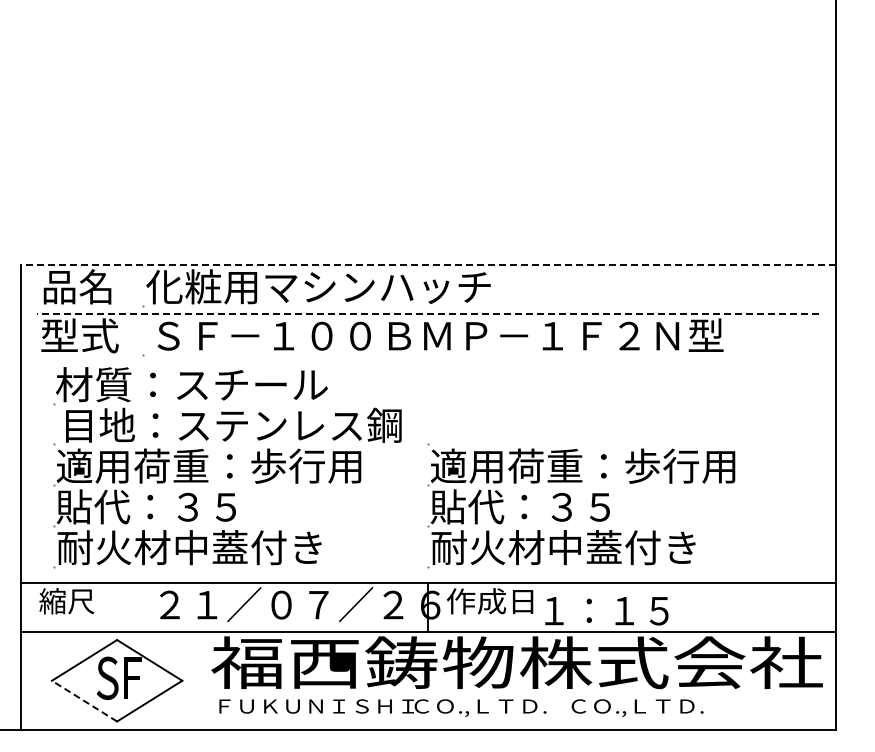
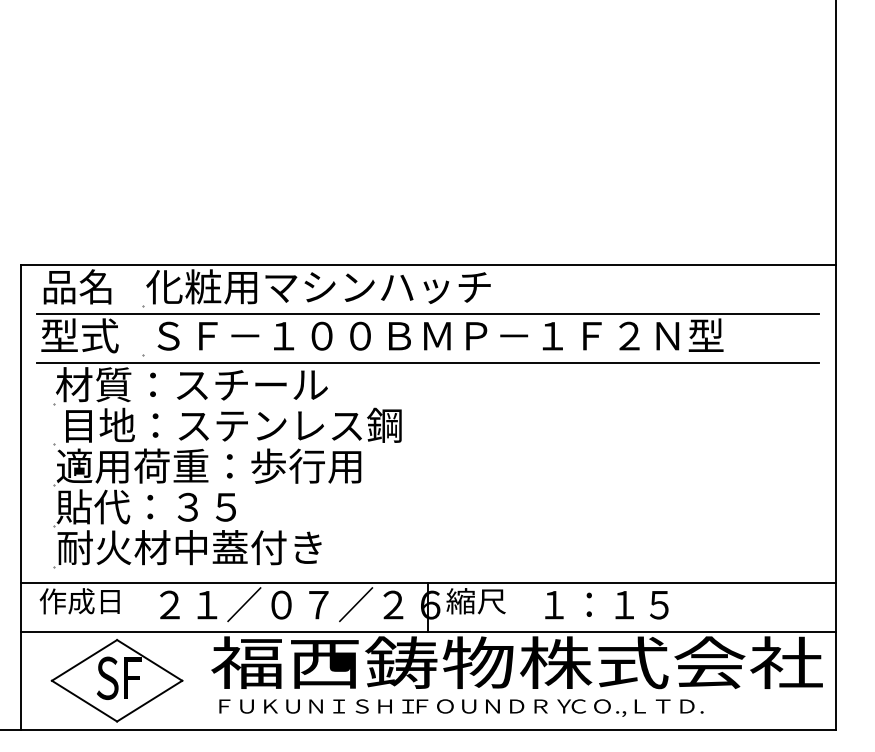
line: dashed -> solid (427, 265)
line: dashed -> solid (427, 314)
line: none -> present (428, 363)
part: present -> none (591, 505)
text: 縮尺 -> 作成日 (79, 601)
text: 作成日 -> 縮尺 (489, 601)
text position: (606, 611) -> (606, 605) (606, 605)
line: dashed -> solid (84, 700)
text: ＣＯ.,ＬＴＤ. -> ＦＯＵＮＤＲＹ (492, 707)
